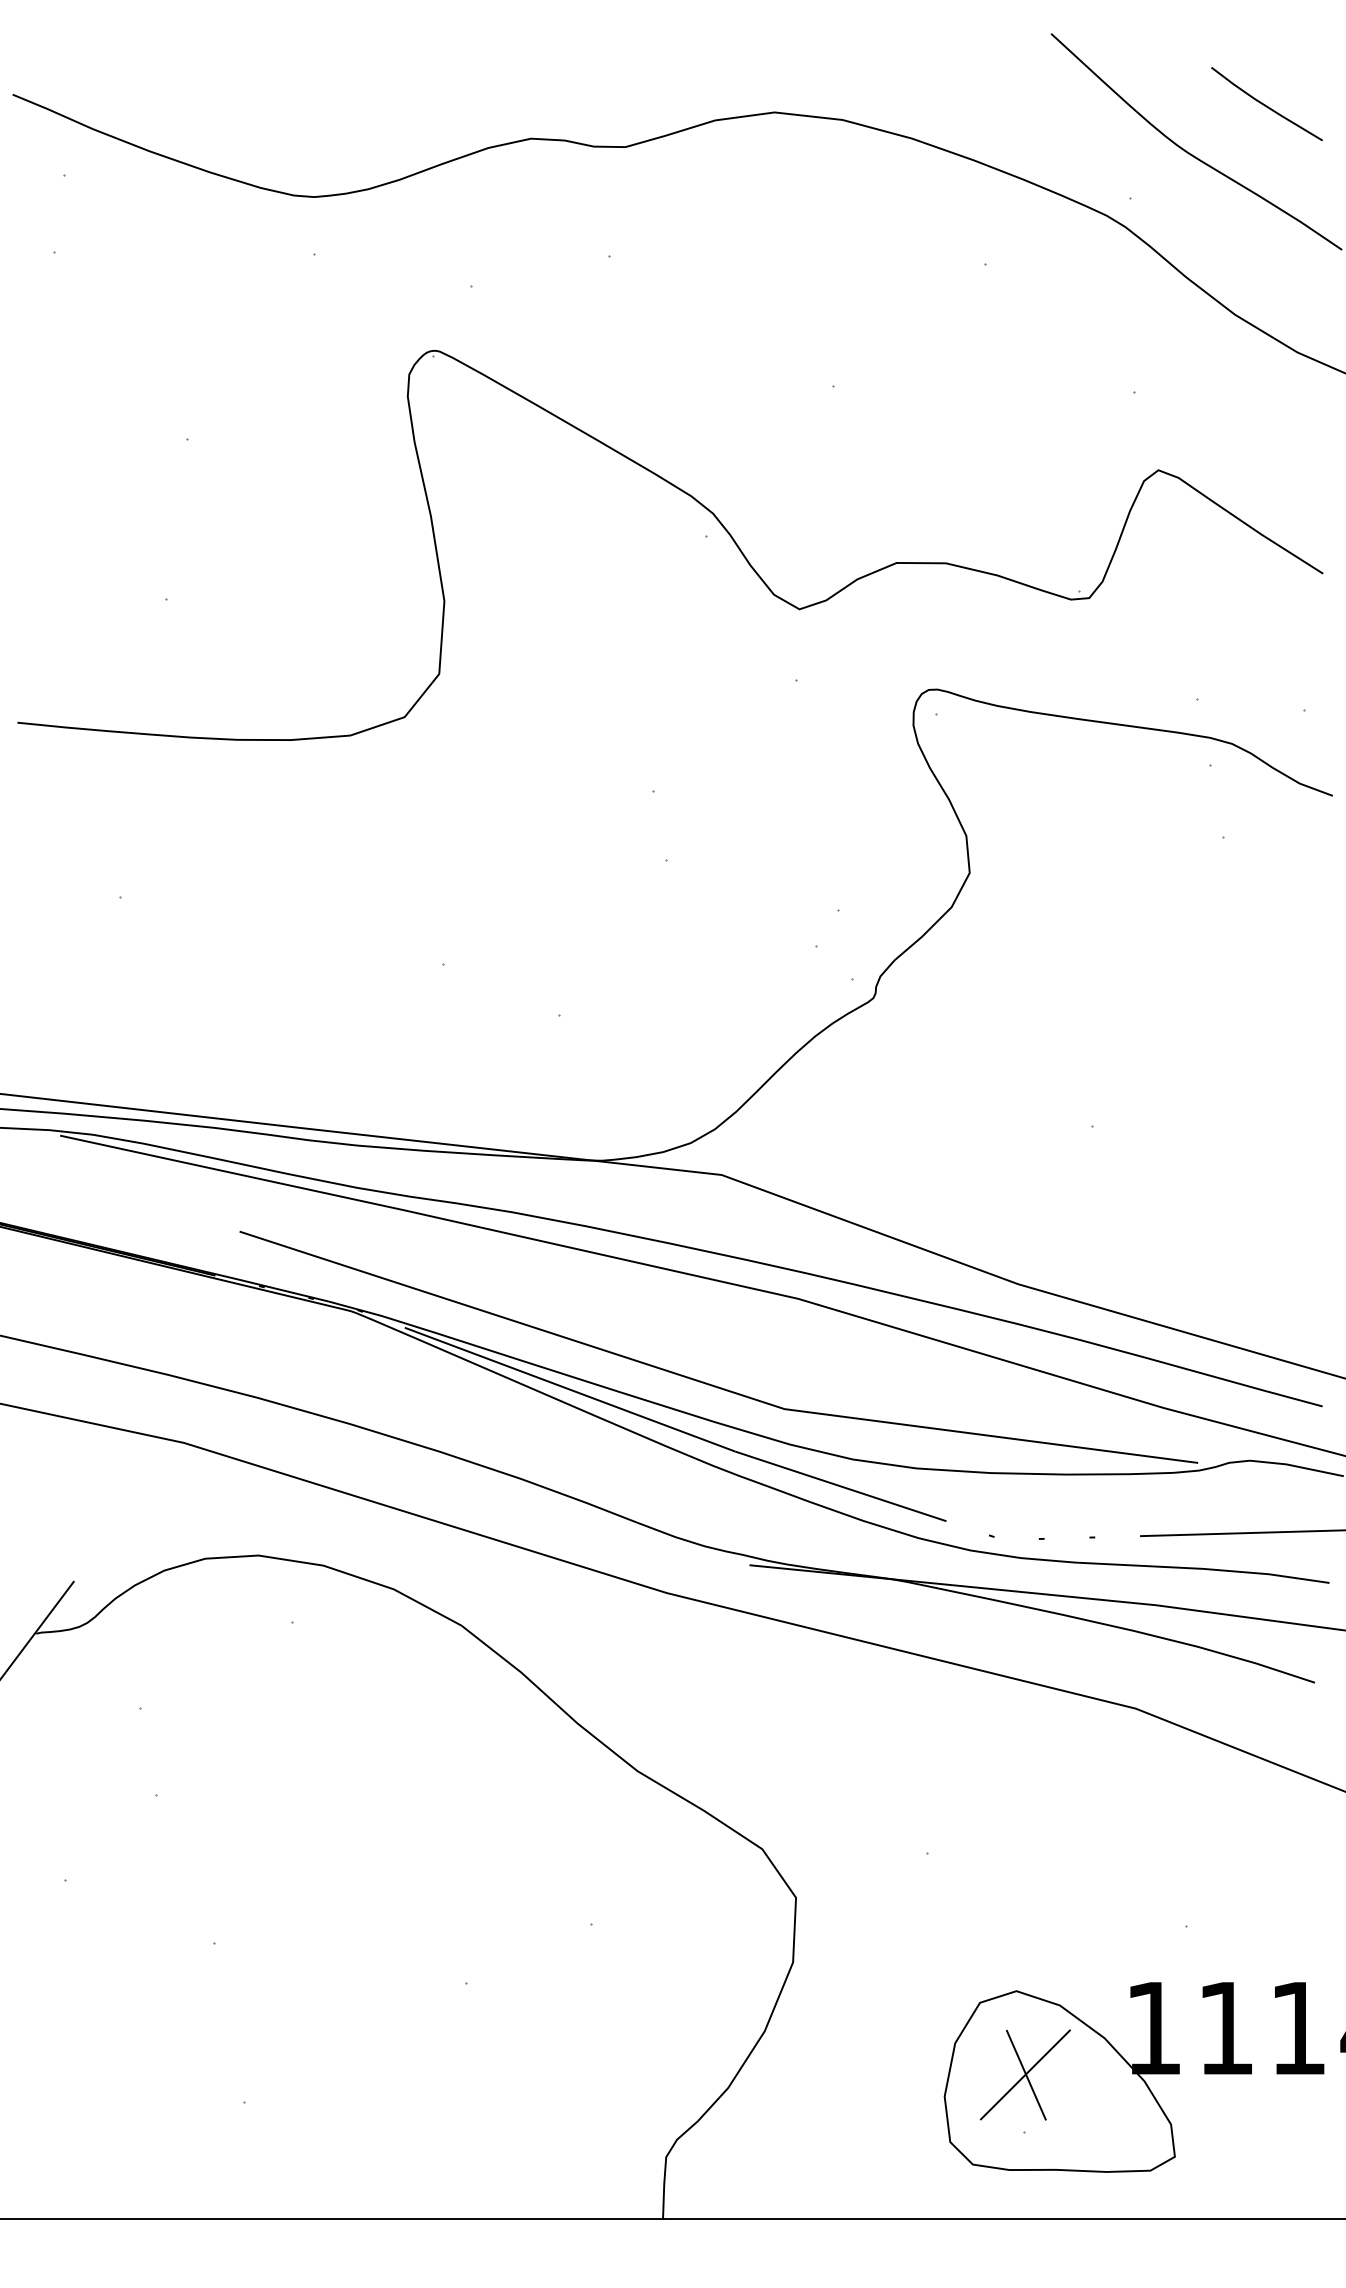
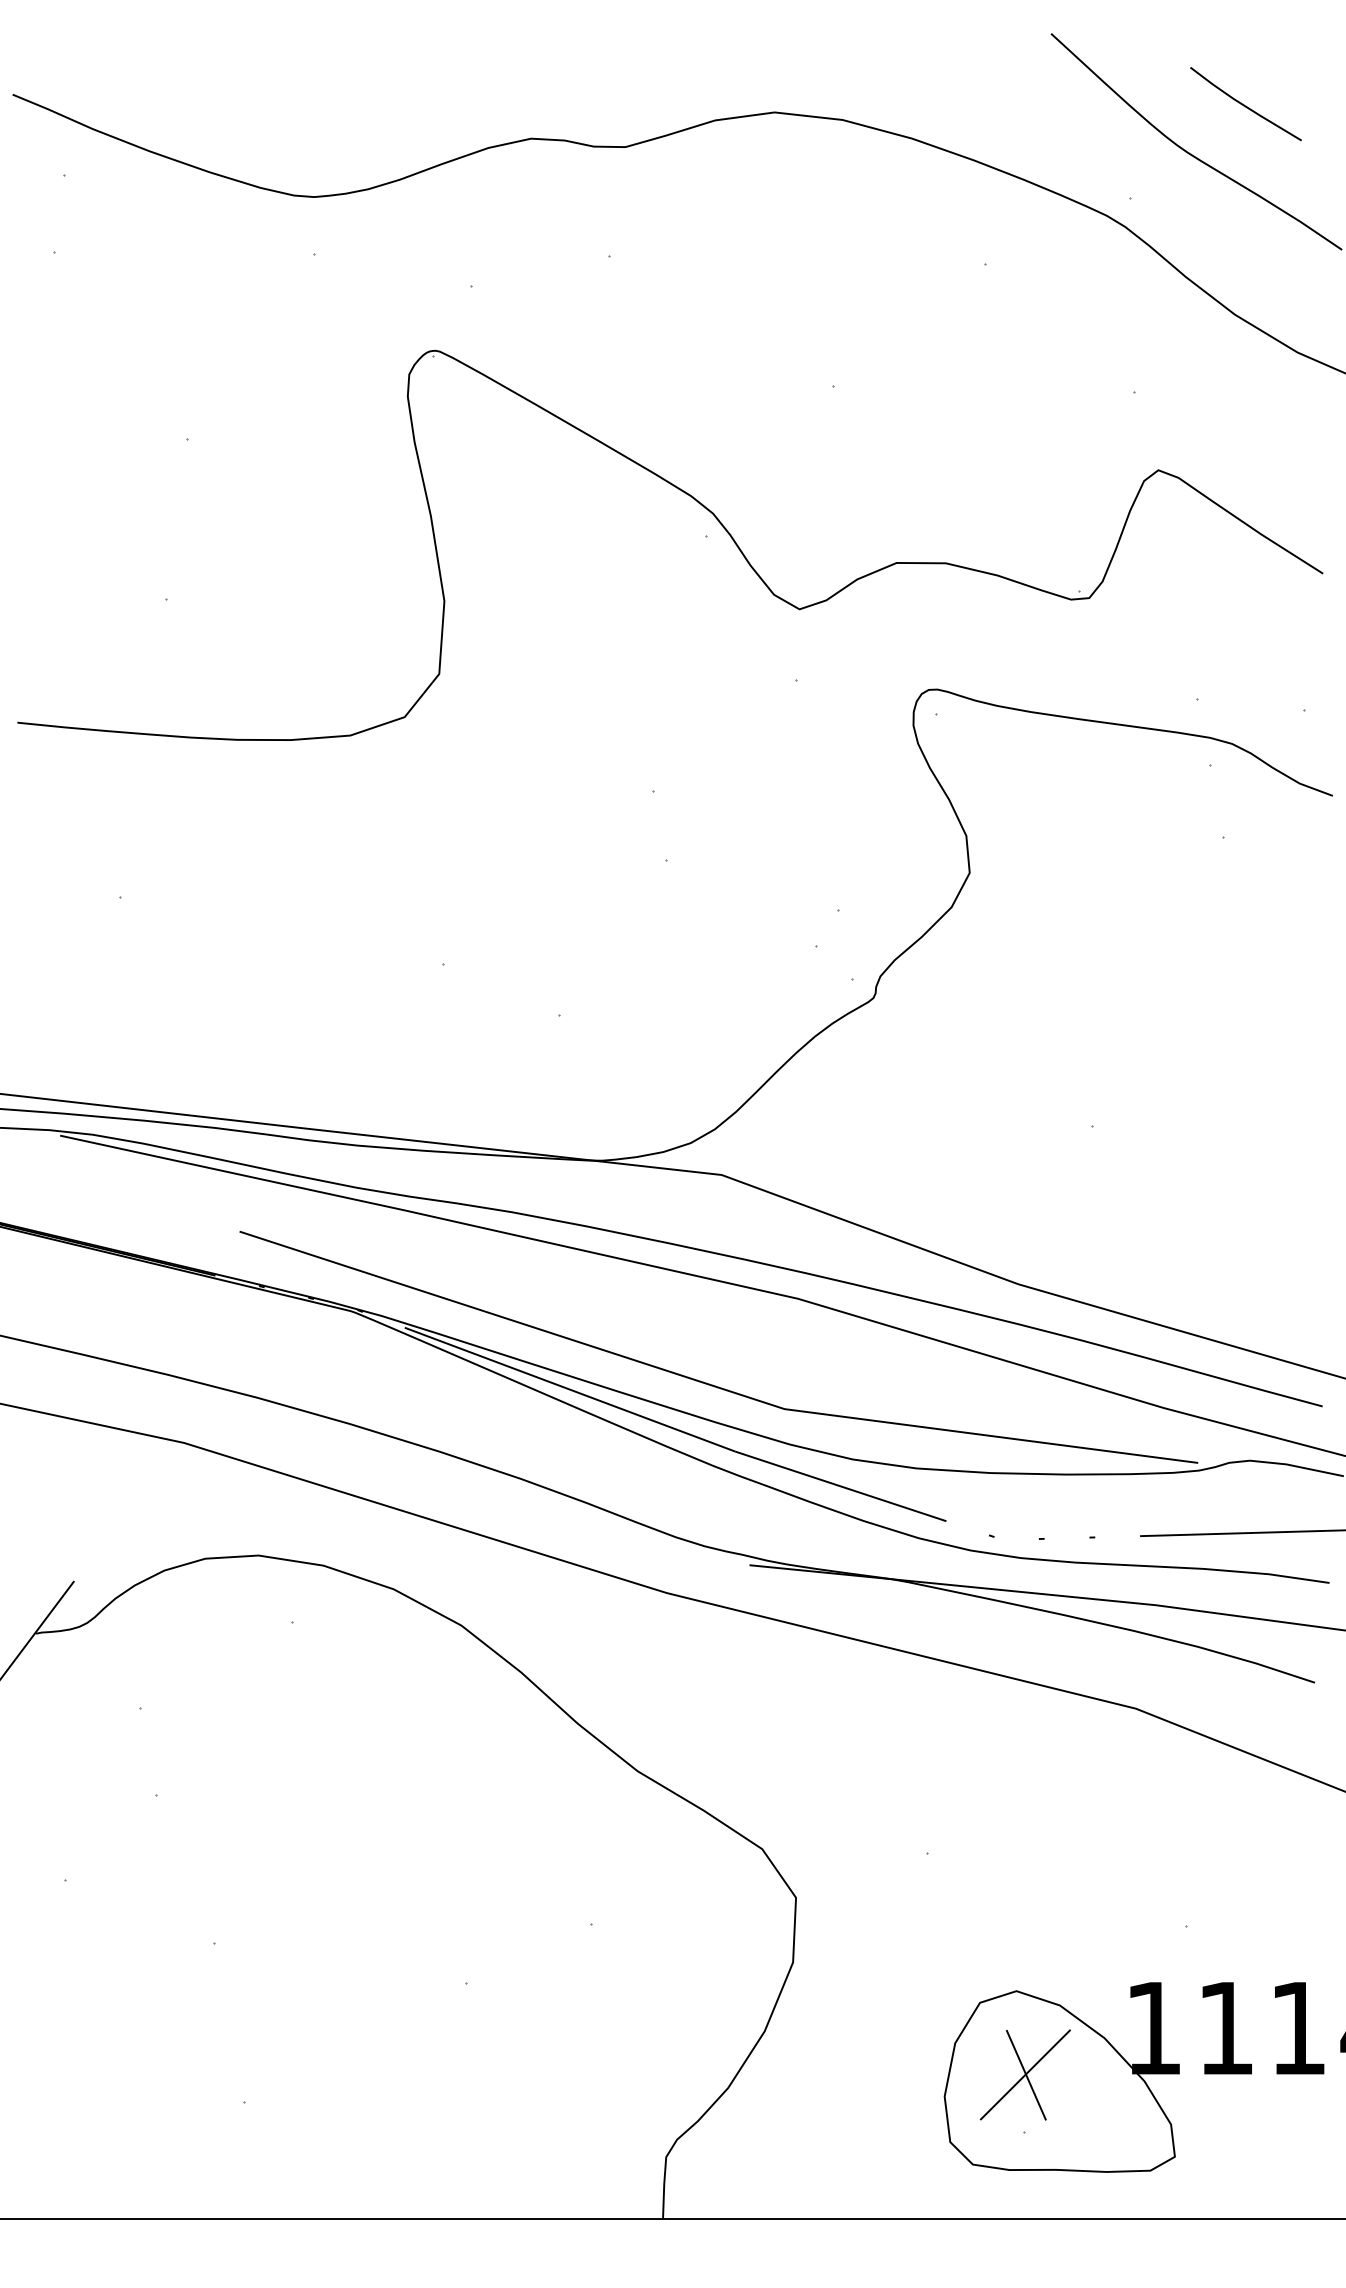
line position: (1265, 104) -> (1244, 104) (1244, 104)
